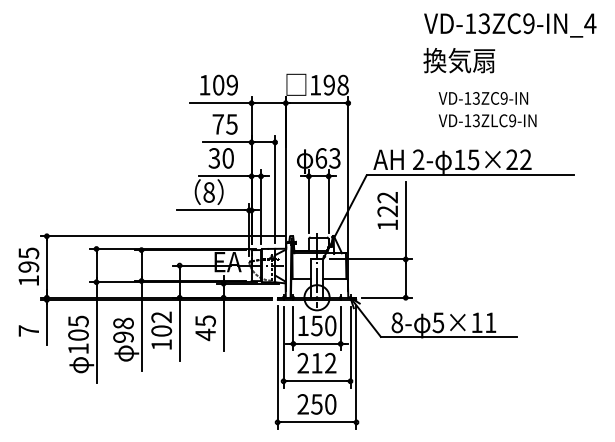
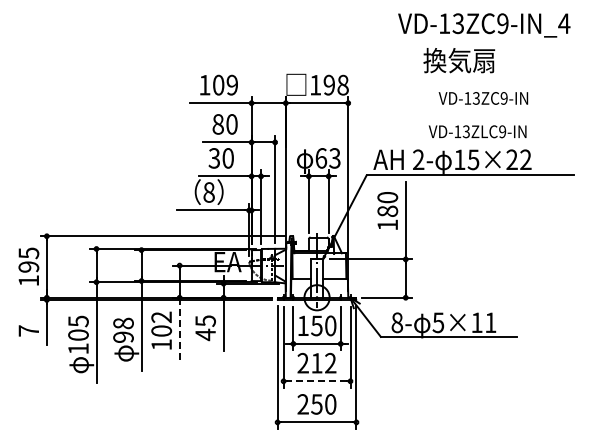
text position: (510, 25) -> (484, 25) (484, 25)
text position: (487, 120) -> (477, 131) (477, 131)
text: 75 -> 80 (224, 124)
text: 122 -> 180 (387, 204)
line: solid -> dashed (179, 329)
line: solid -> dashed (317, 381)
